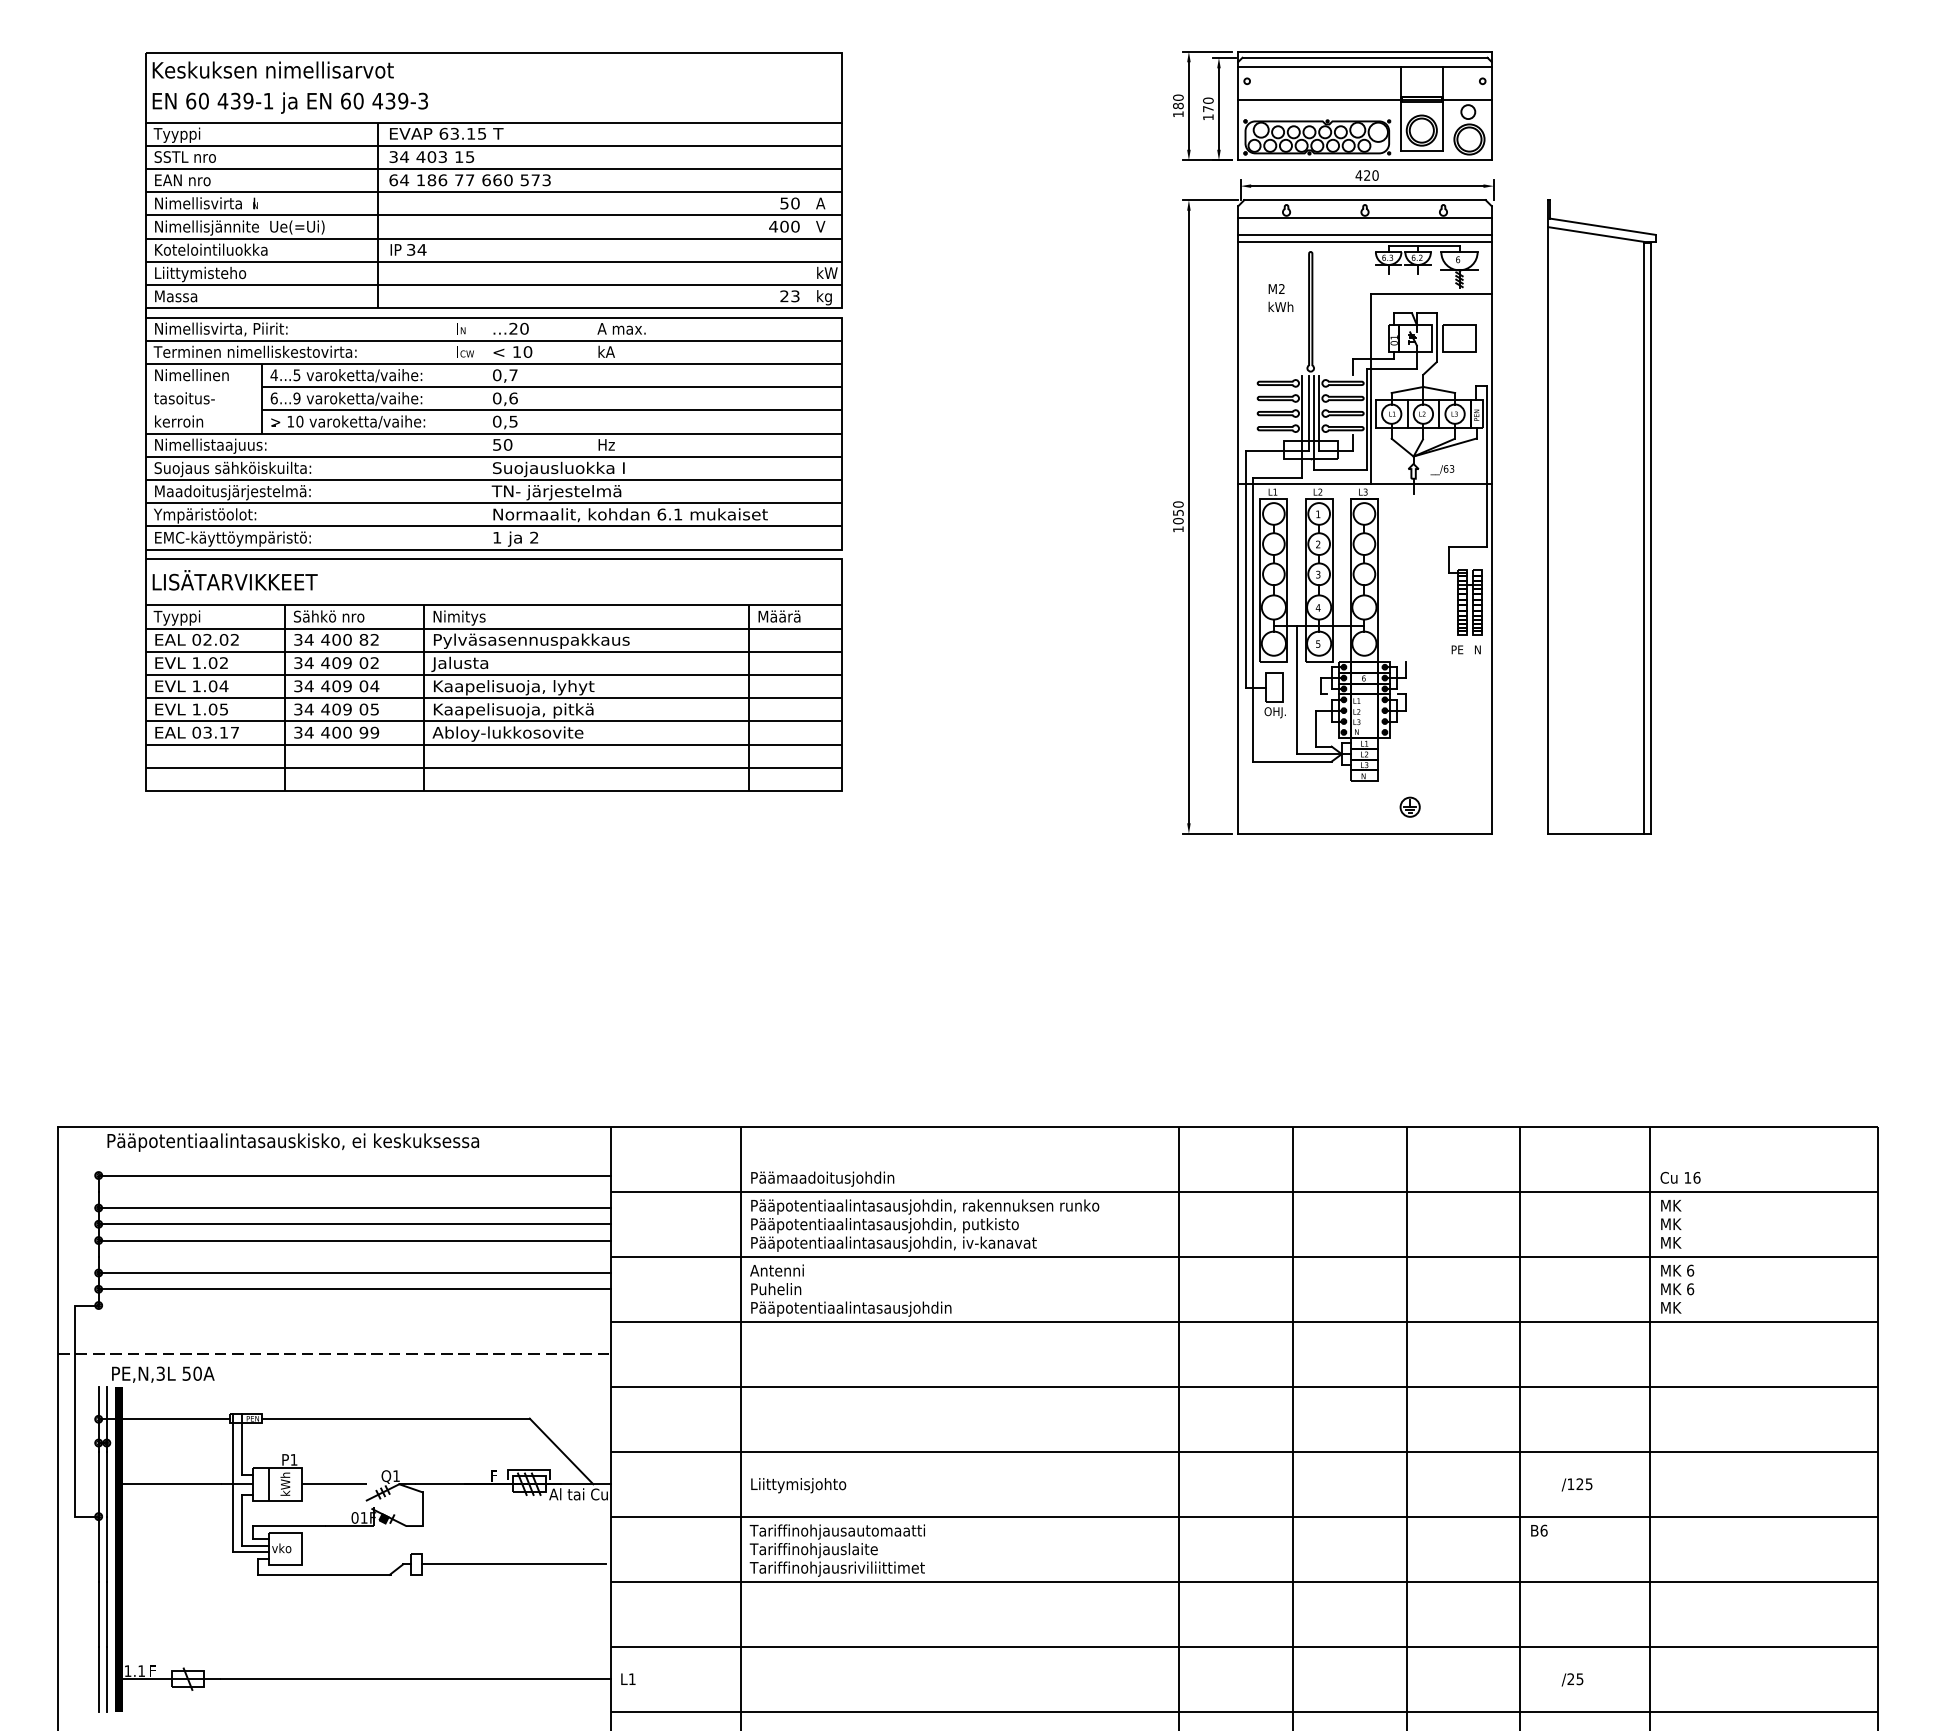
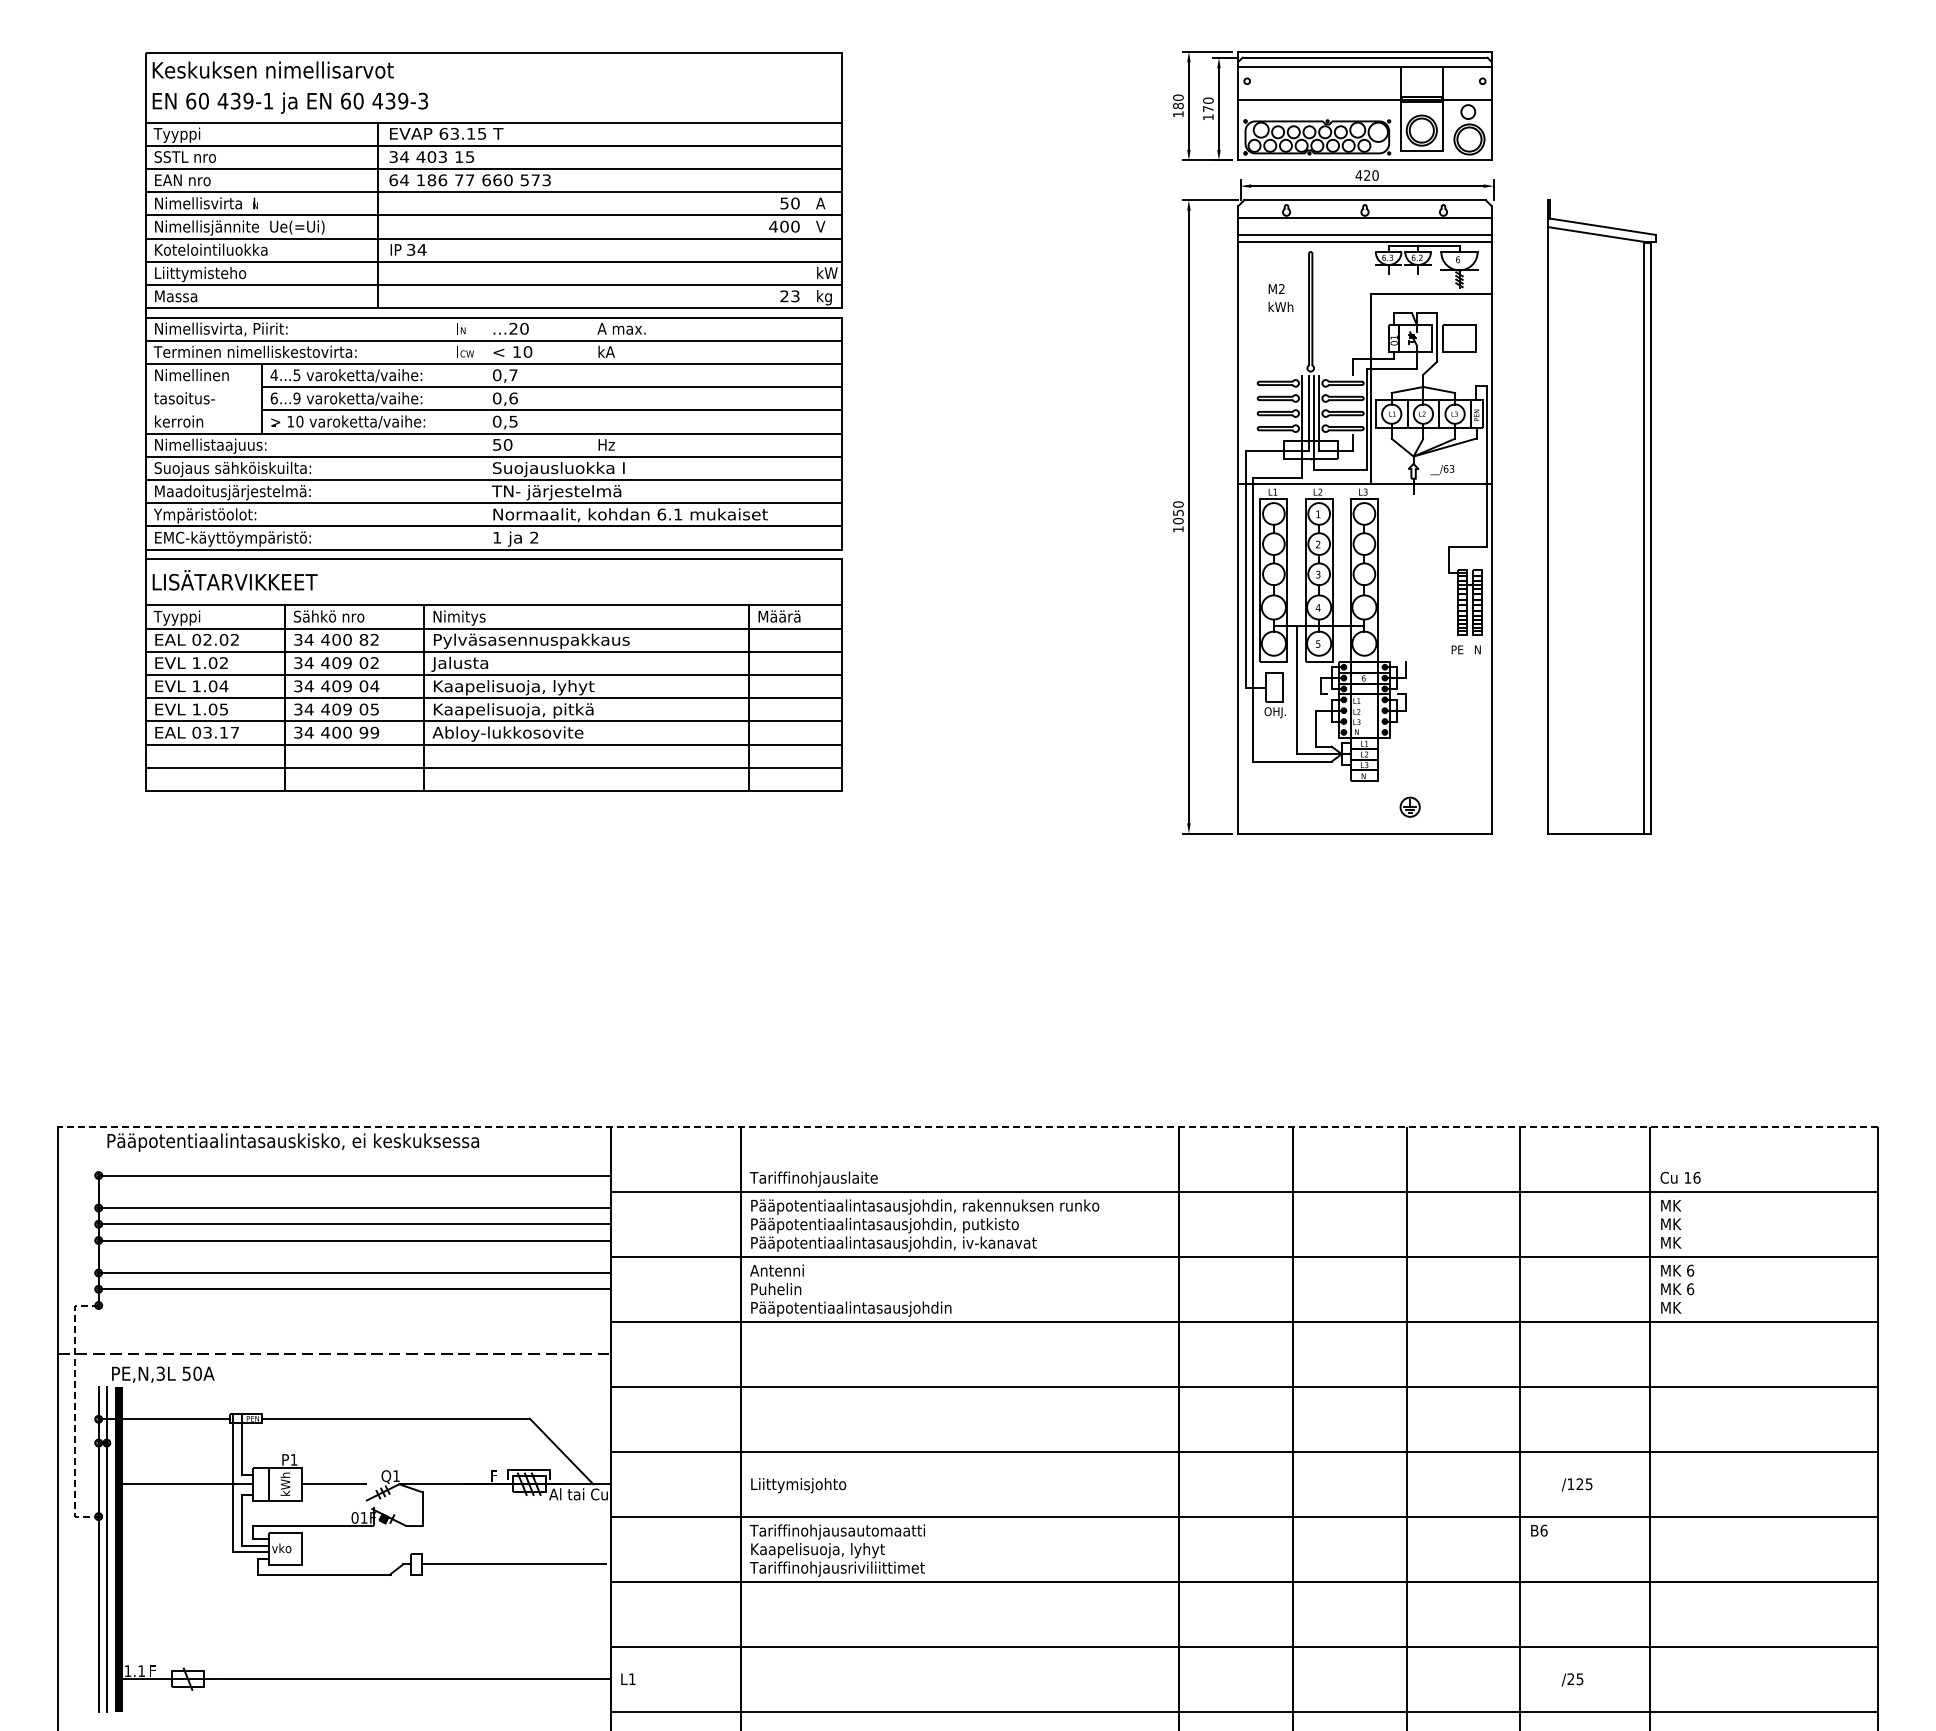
line: solid -> dashed (967, 1126)
text: Päämaadoitusjohdin -> Tariffinohjauslaite (821, 1178)
line: solid -> dashed (75, 1411)
text: Tariffinohjauslaite -> Kaapelisuoja, lyhyt (816, 1550)
